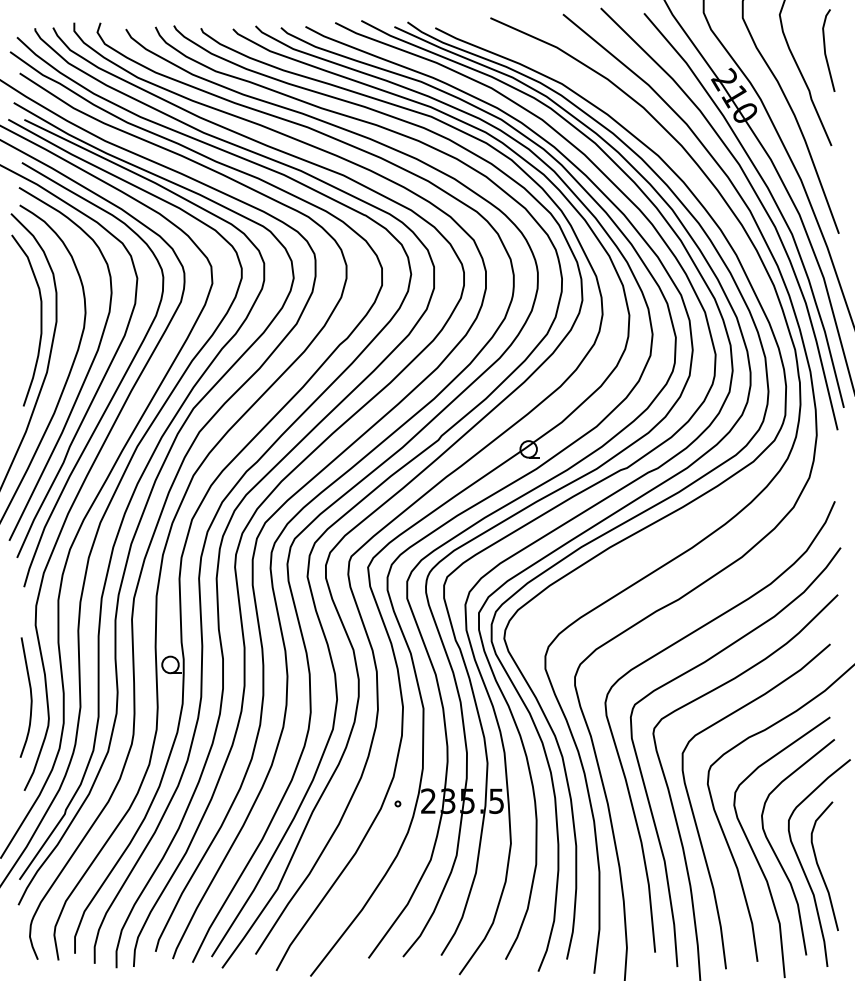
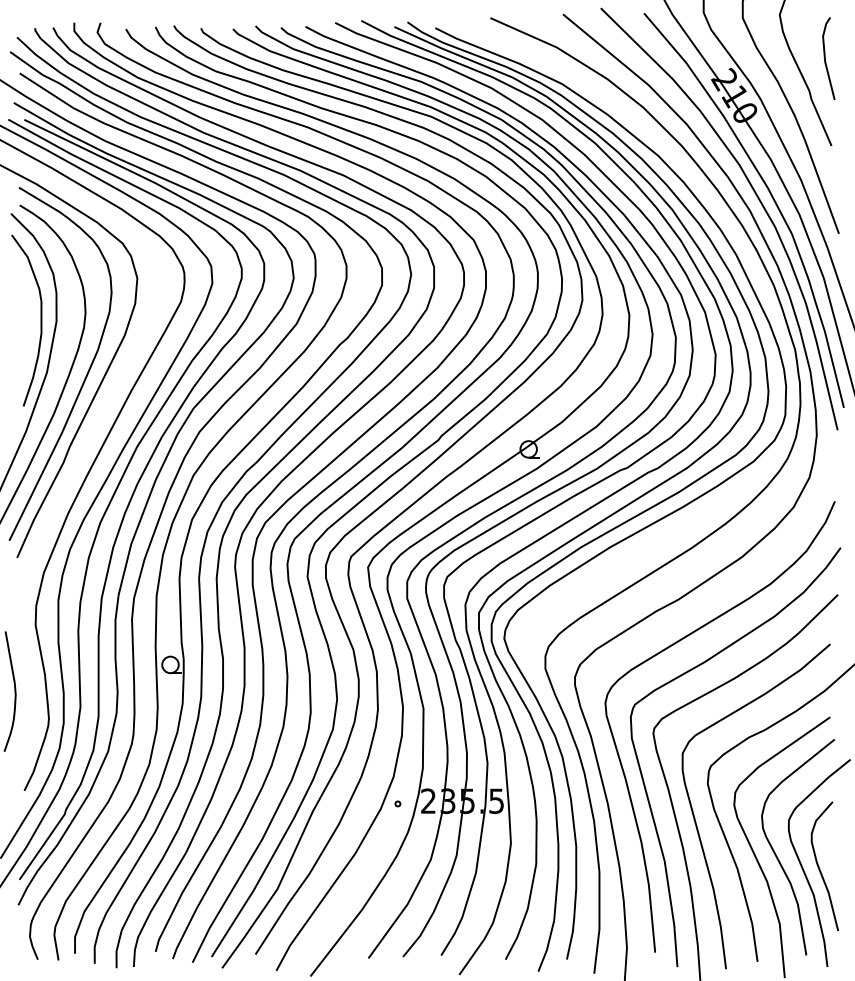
line position: (825, 50) -> (825, 58) (825, 58)
curve: present -> none (115, 389)
curve position: (30, 697) -> (14, 691) (14, 691)
